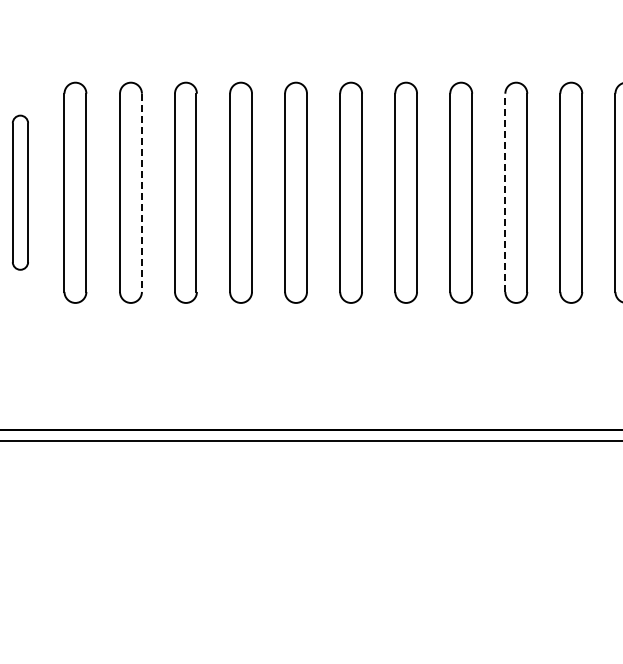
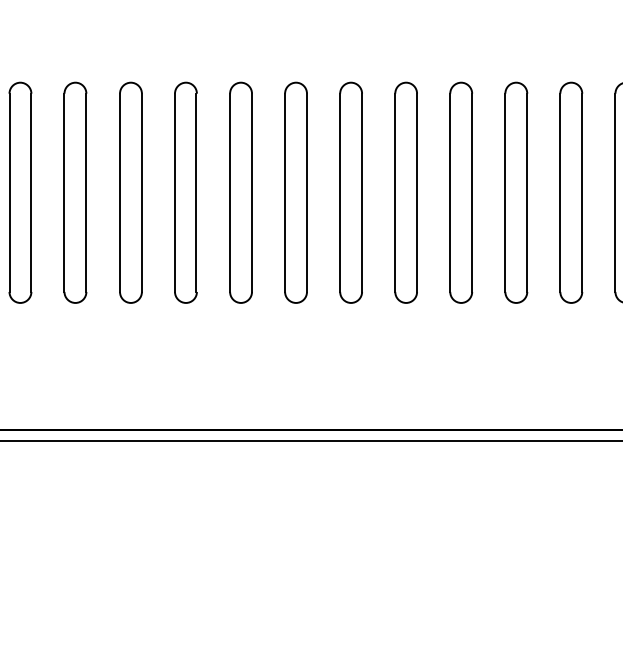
part size: 17x157 px -> 25x223 px (20, 192)
line: dashed -> solid (505, 192)
line: dashed -> solid (141, 193)
